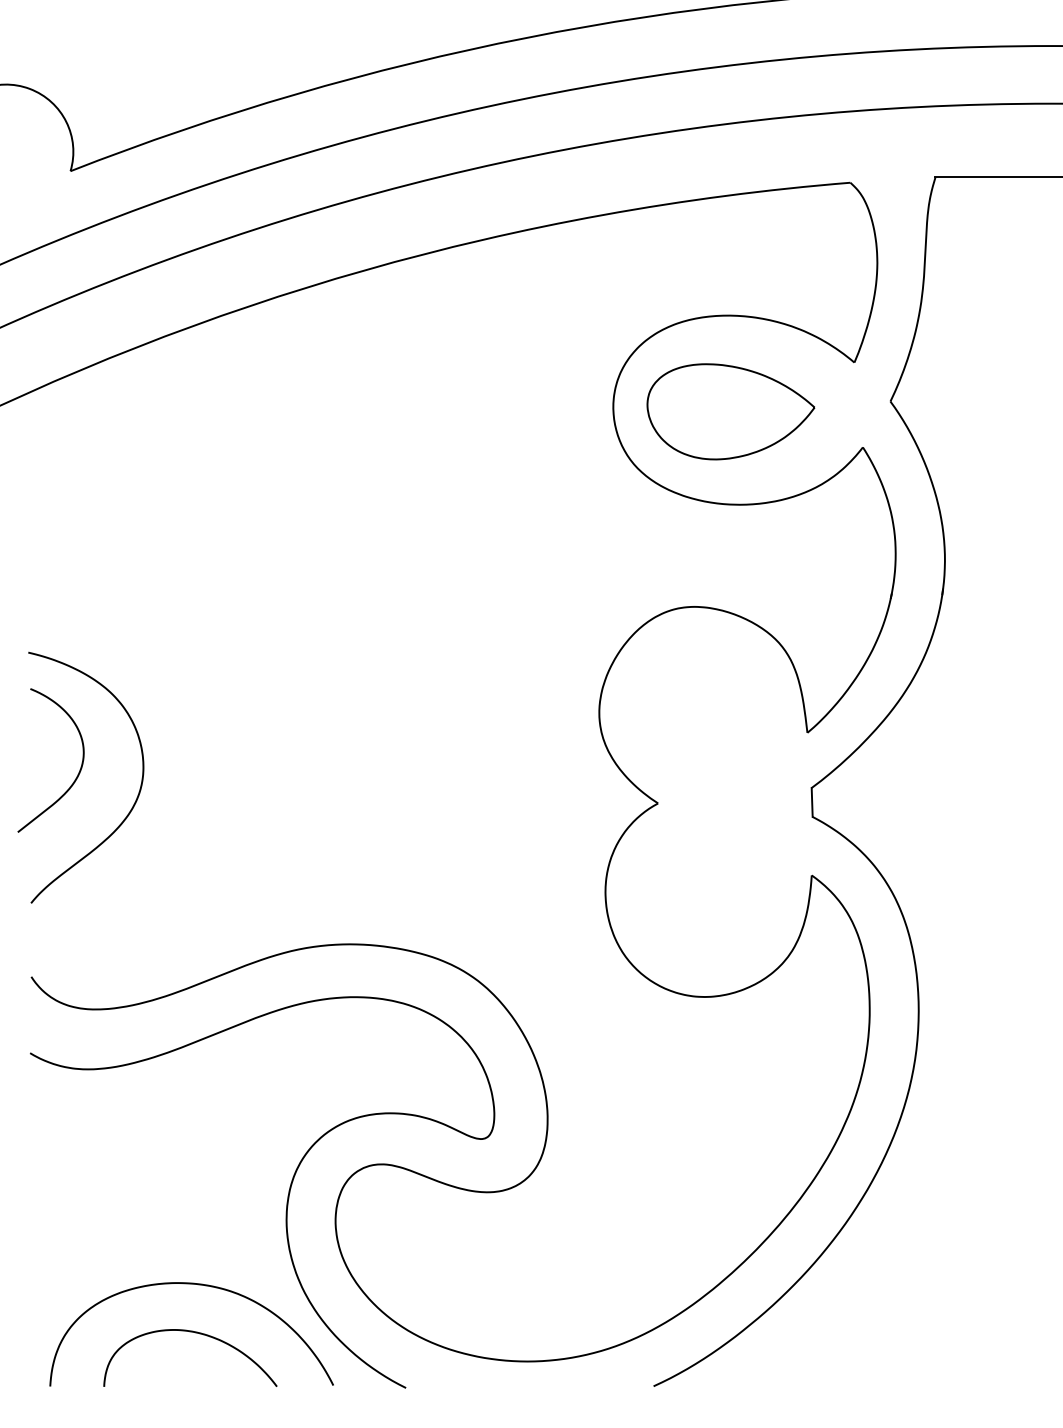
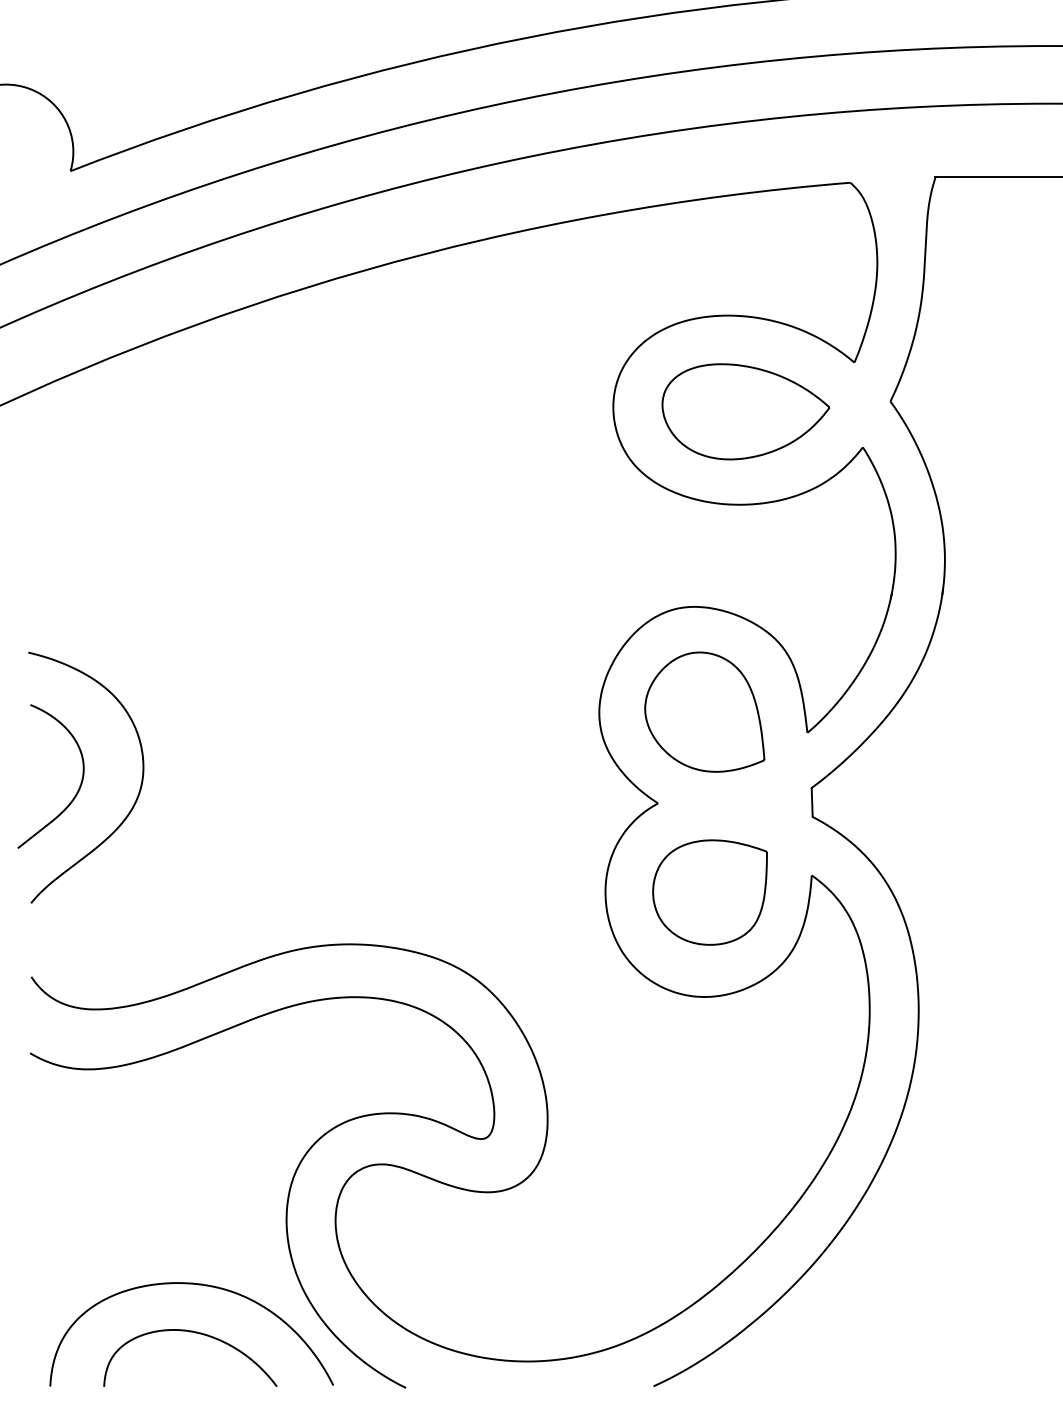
part position: (730, 411) -> (745, 411) (745, 411)
part: none -> present (704, 711)
curve position: (79, 769) -> (79, 785) (79, 785)
part: none -> present (709, 892)
